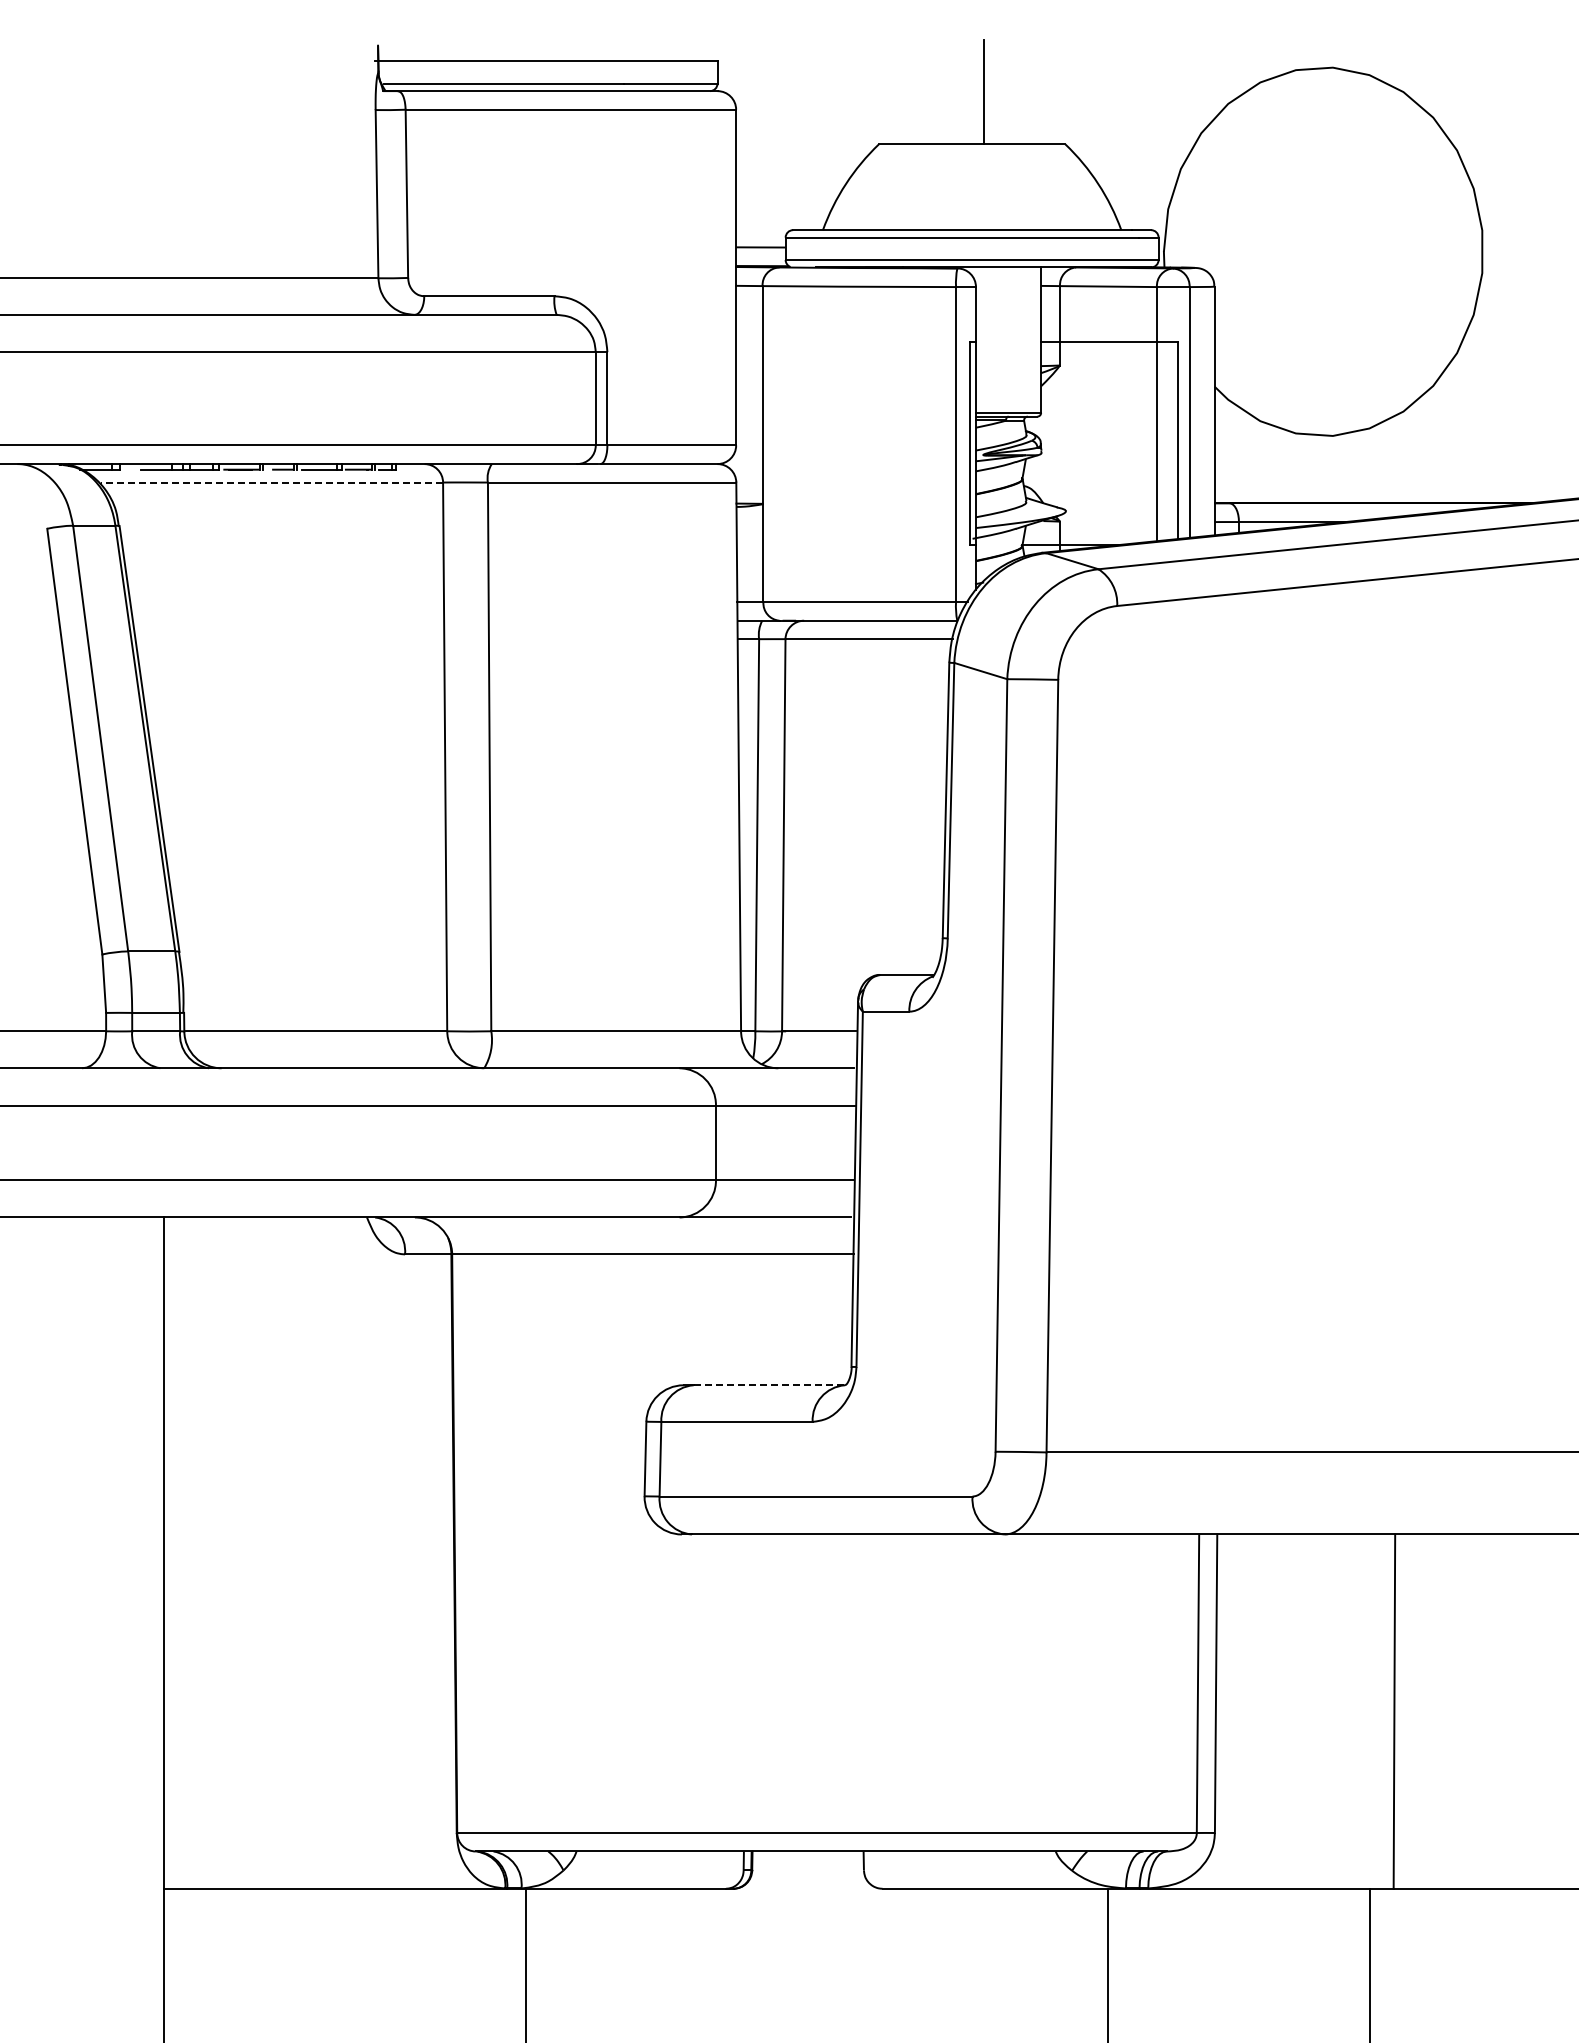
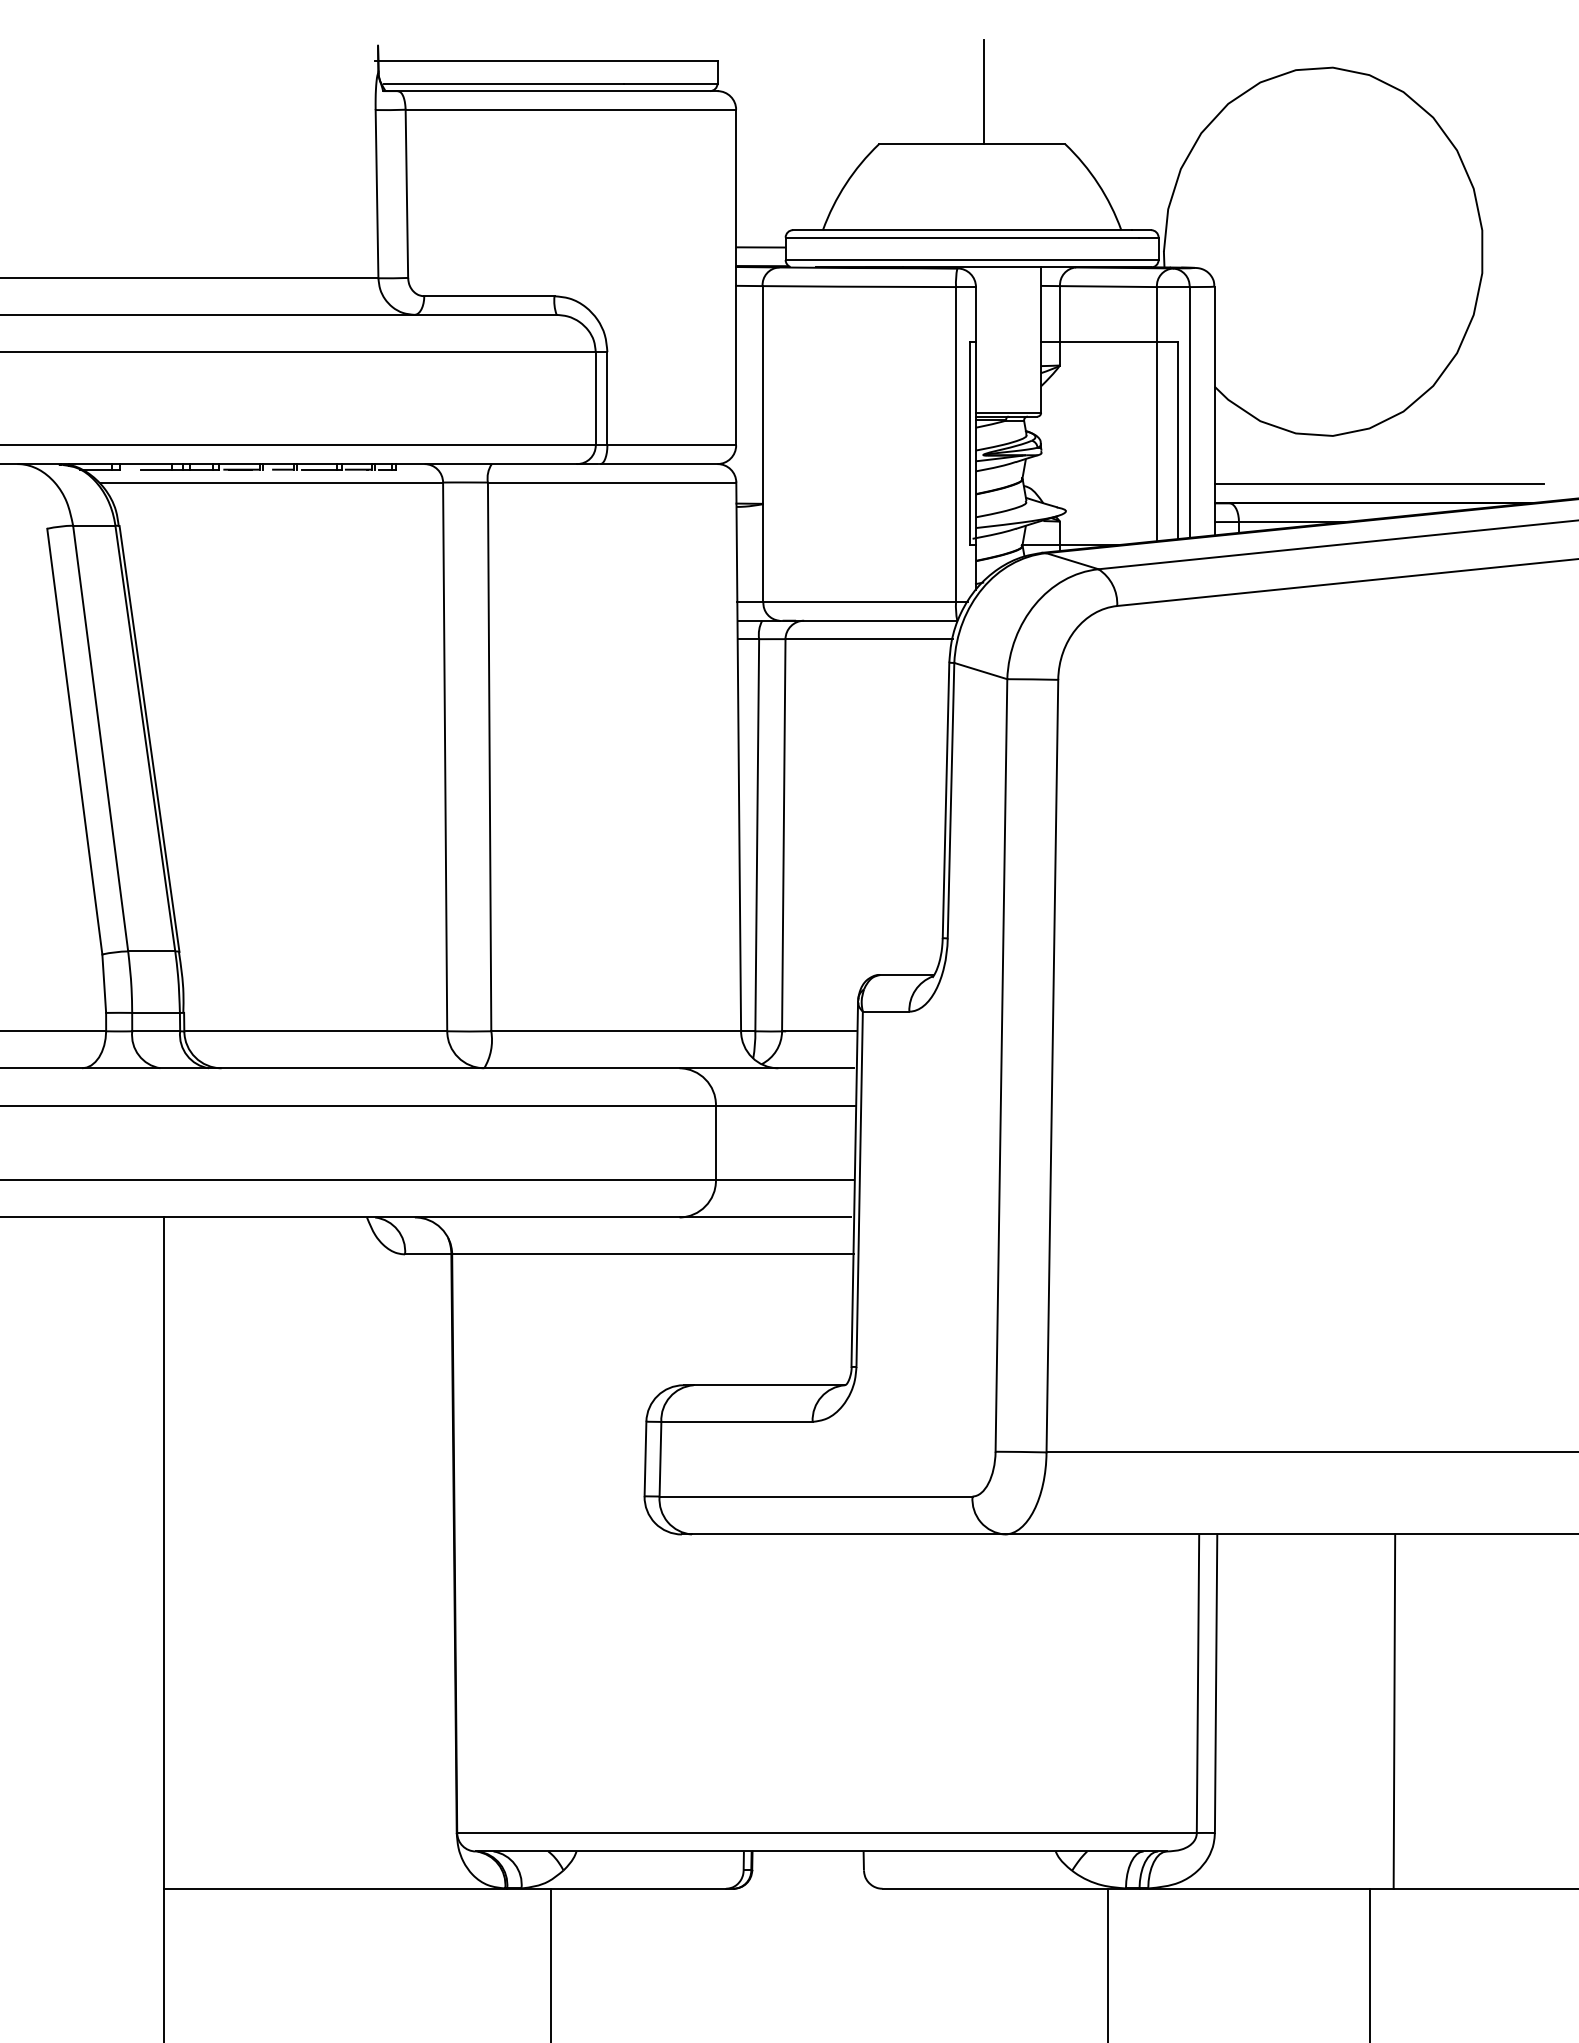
line: dashed -> solid (272, 482)
line: none -> present (1379, 483)
line: dashed -> solid (769, 1385)
line position: (525, 1963) -> (550, 1963) (550, 1963)
